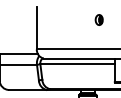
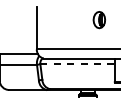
part size: 10x12 px -> 14x19 px (98, 20)
line: solid -> dashed (78, 64)
